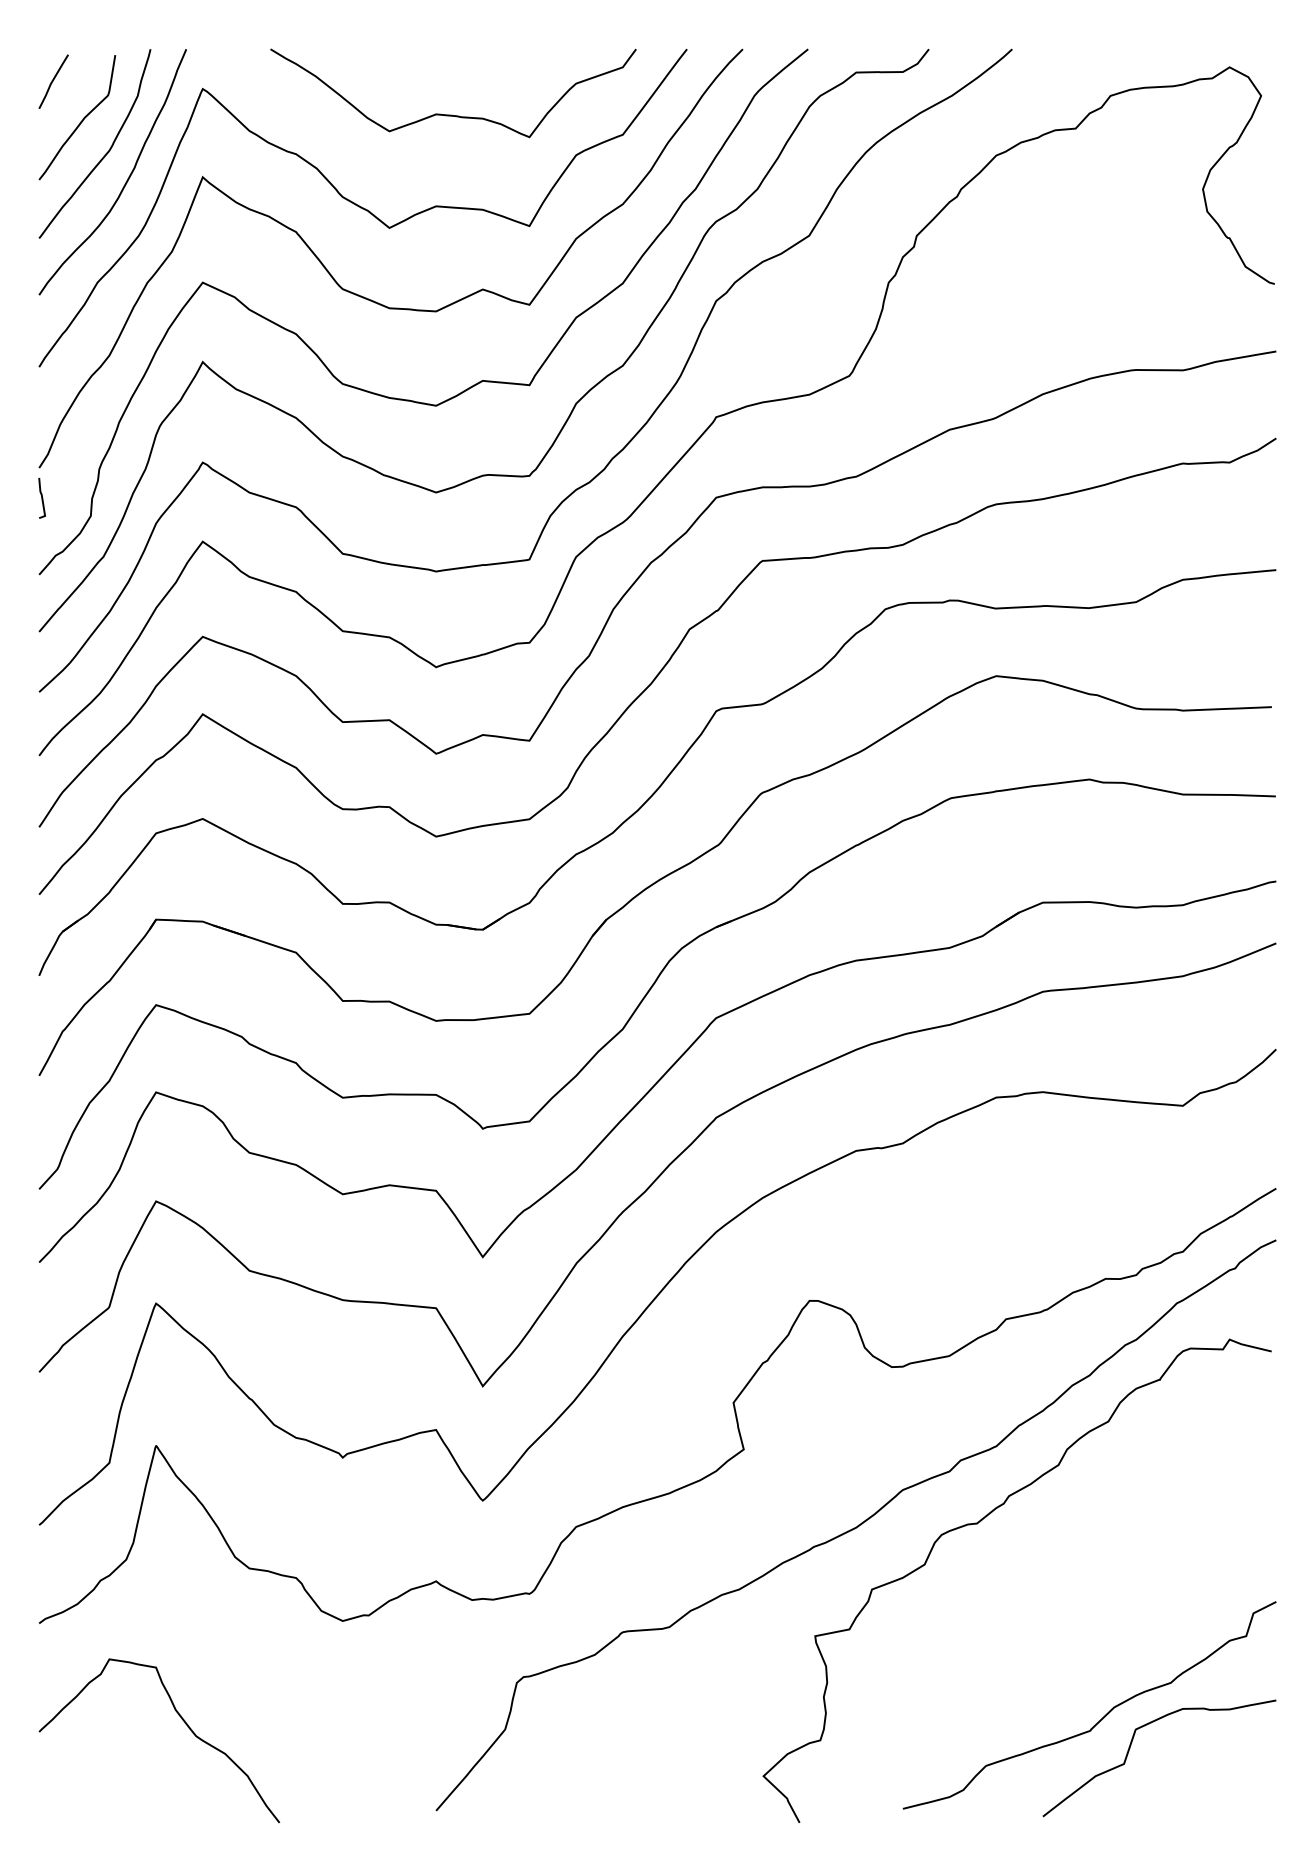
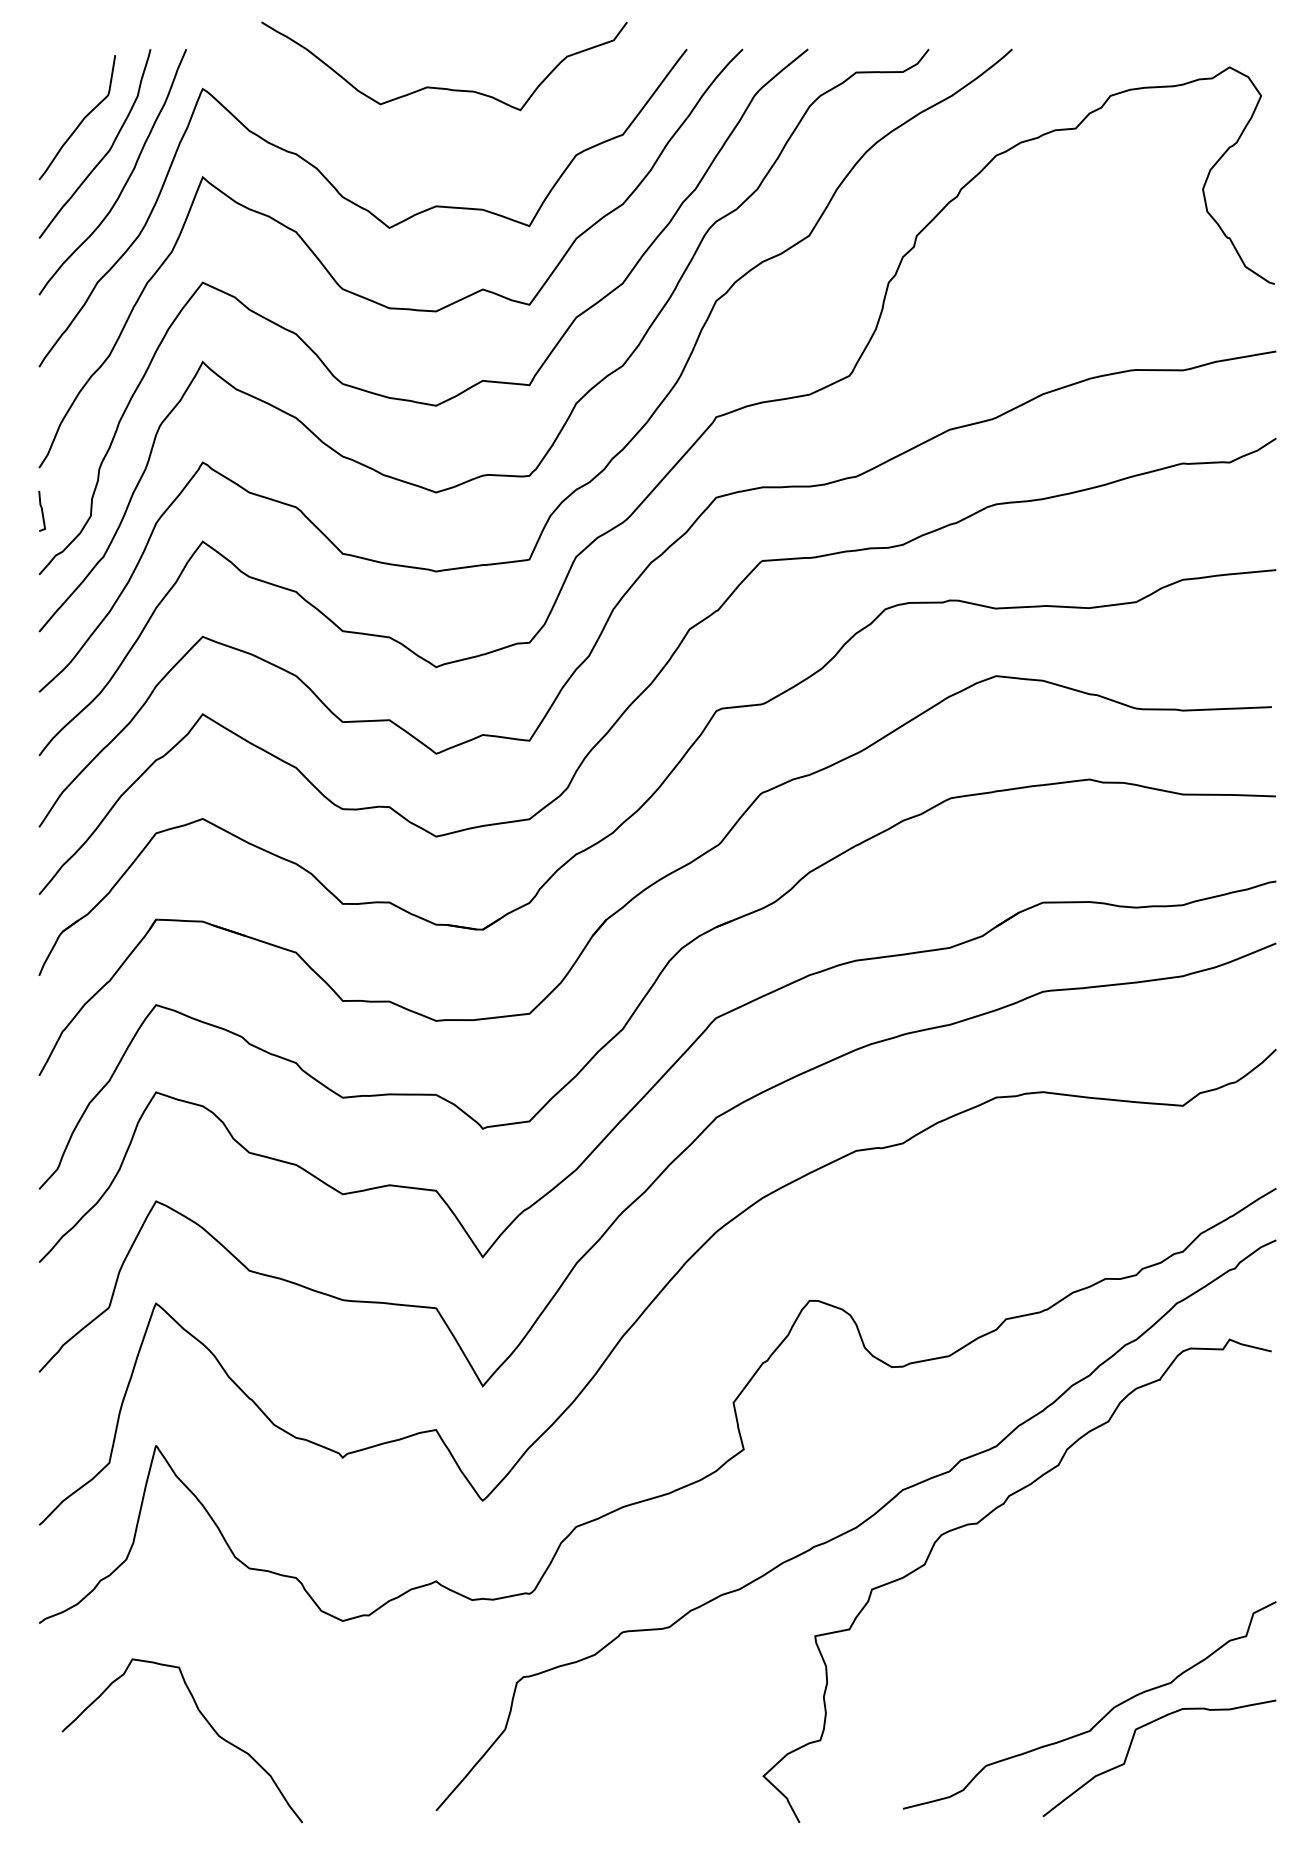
line: present -> none (53, 81)
curve position: (452, 114) -> (443, 87) (443, 87)
line position: (41, 497) -> (41, 510) (41, 510)
curve position: (184, 1723) -> (207, 1723) (207, 1723)
